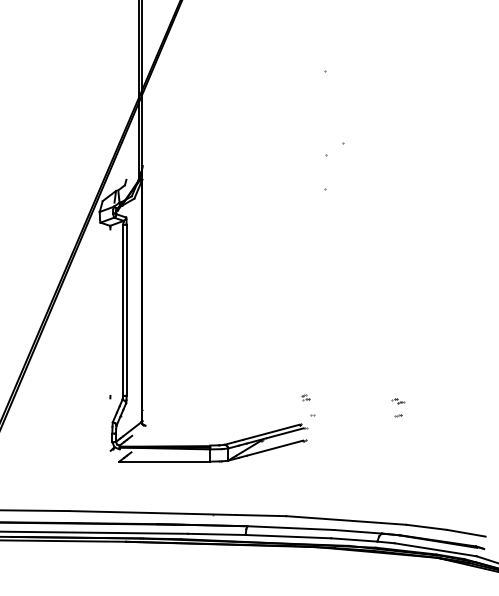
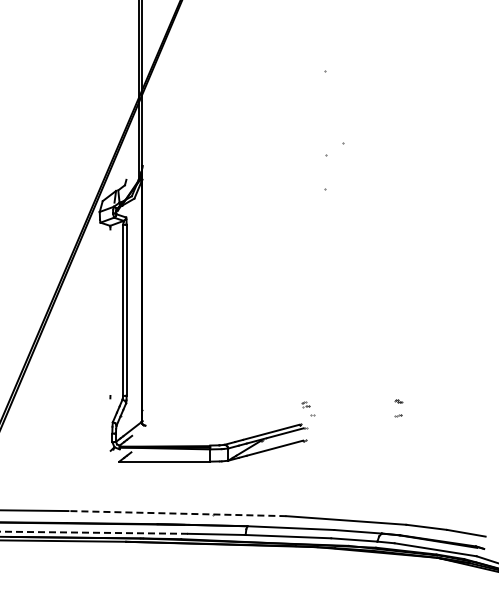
part position: (305, 397) -> (305, 404) (305, 404)
part size: 15x7 px -> 10x5 px (398, 401)
line: solid -> dashed (177, 513)
line: solid -> dashed (94, 532)
